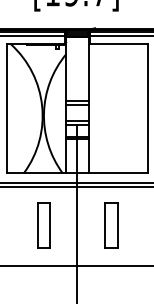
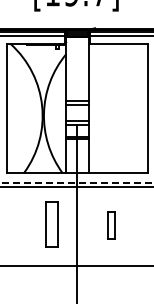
line: solid -> dashed (76, 182)
part position: (43, 225) -> (51, 224) (51, 224)
part size: 15x47 px -> 9x29 px (111, 225)
